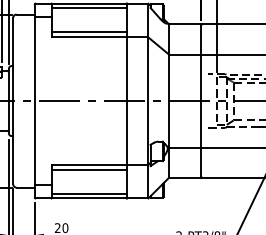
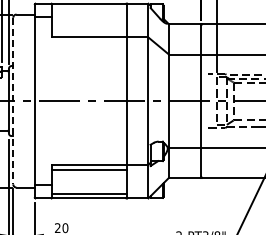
line: present -> none (89, 7)
line: present -> none (89, 31)
line: solid -> dashed (13, 101)
